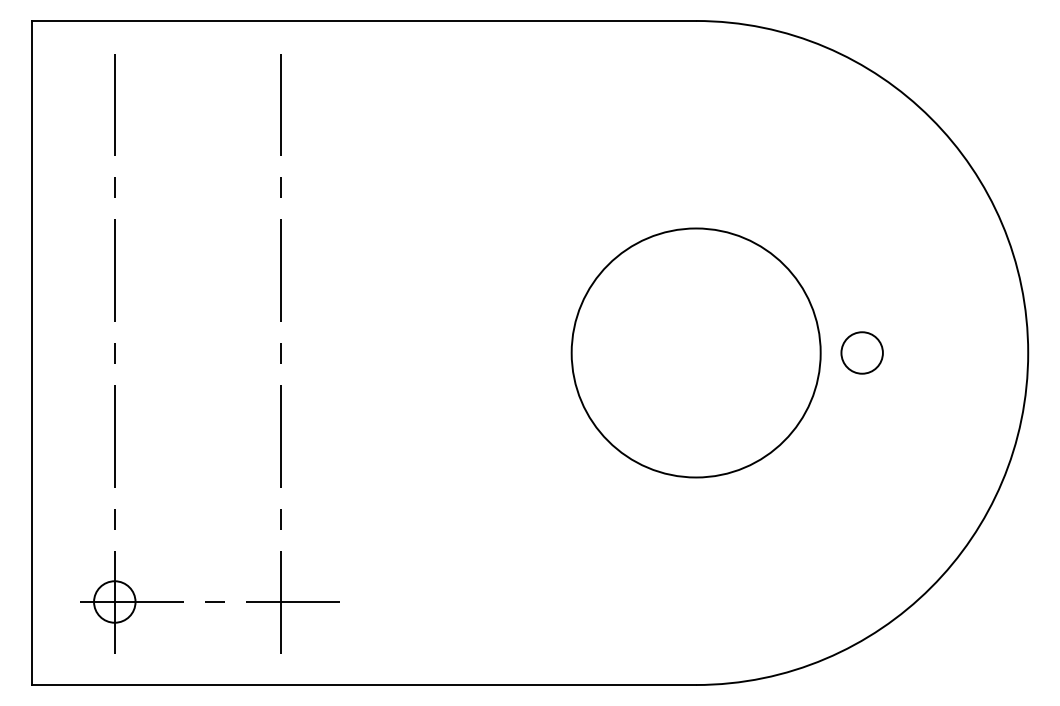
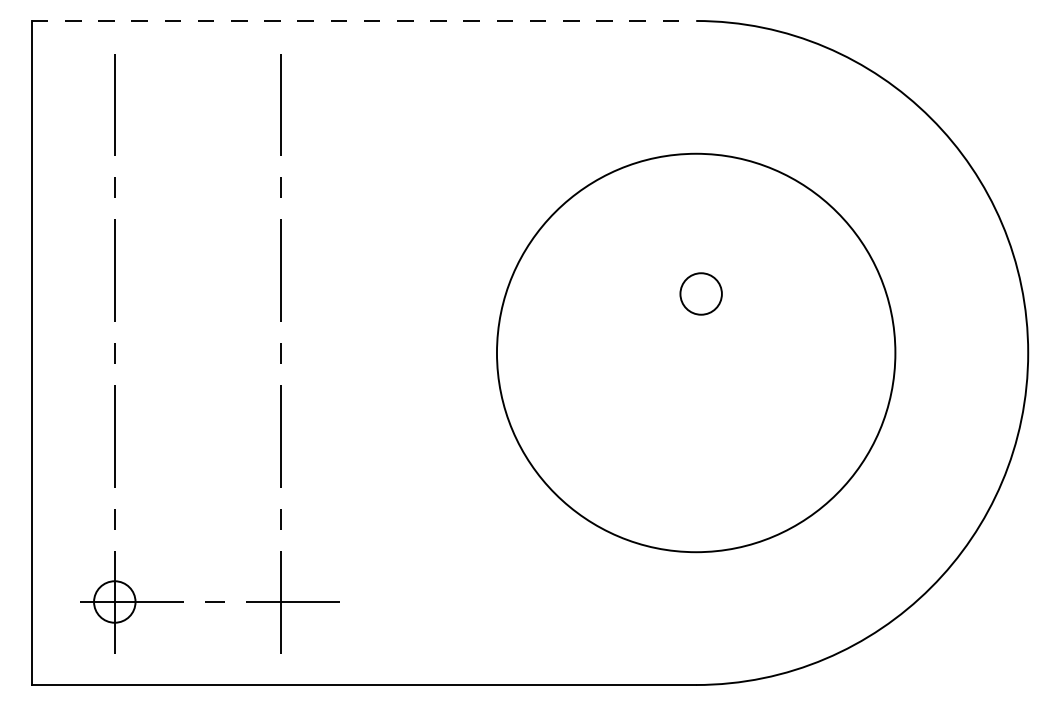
line: solid -> dashed (364, 20)
circle diameter: 249 px -> 398 px (695, 352)
circle position: (861, 352) -> (700, 293) (700, 293)
